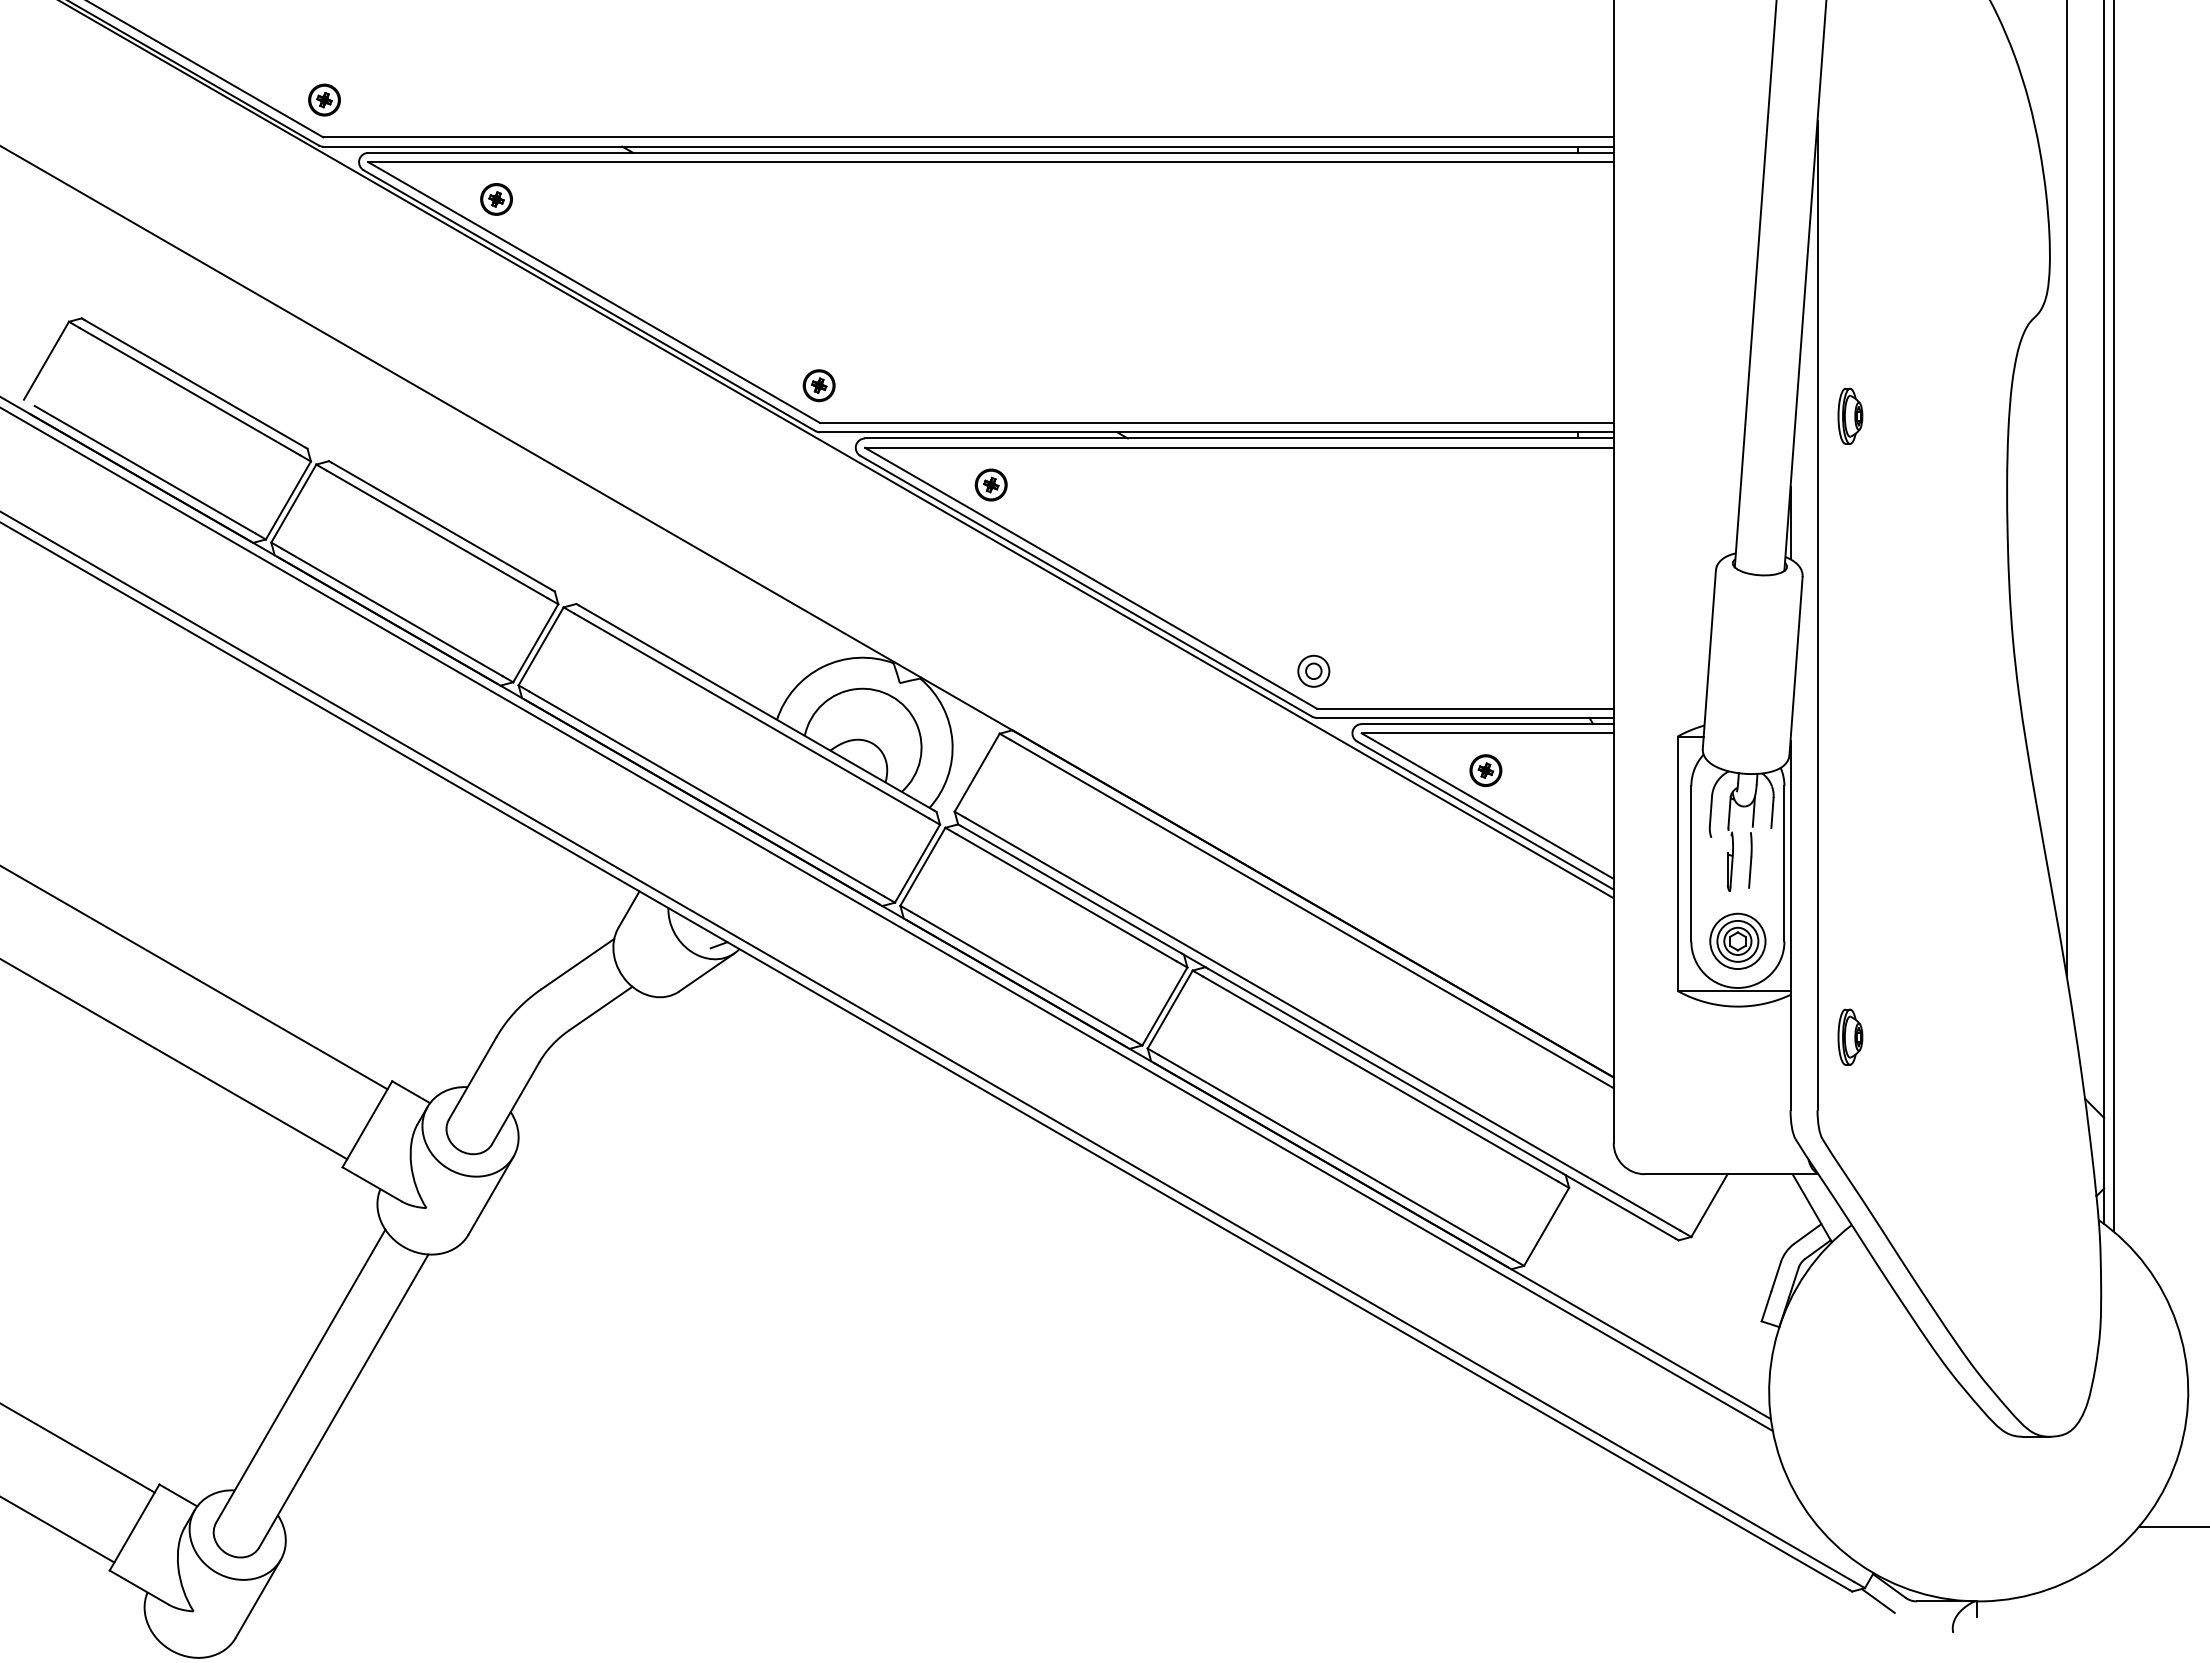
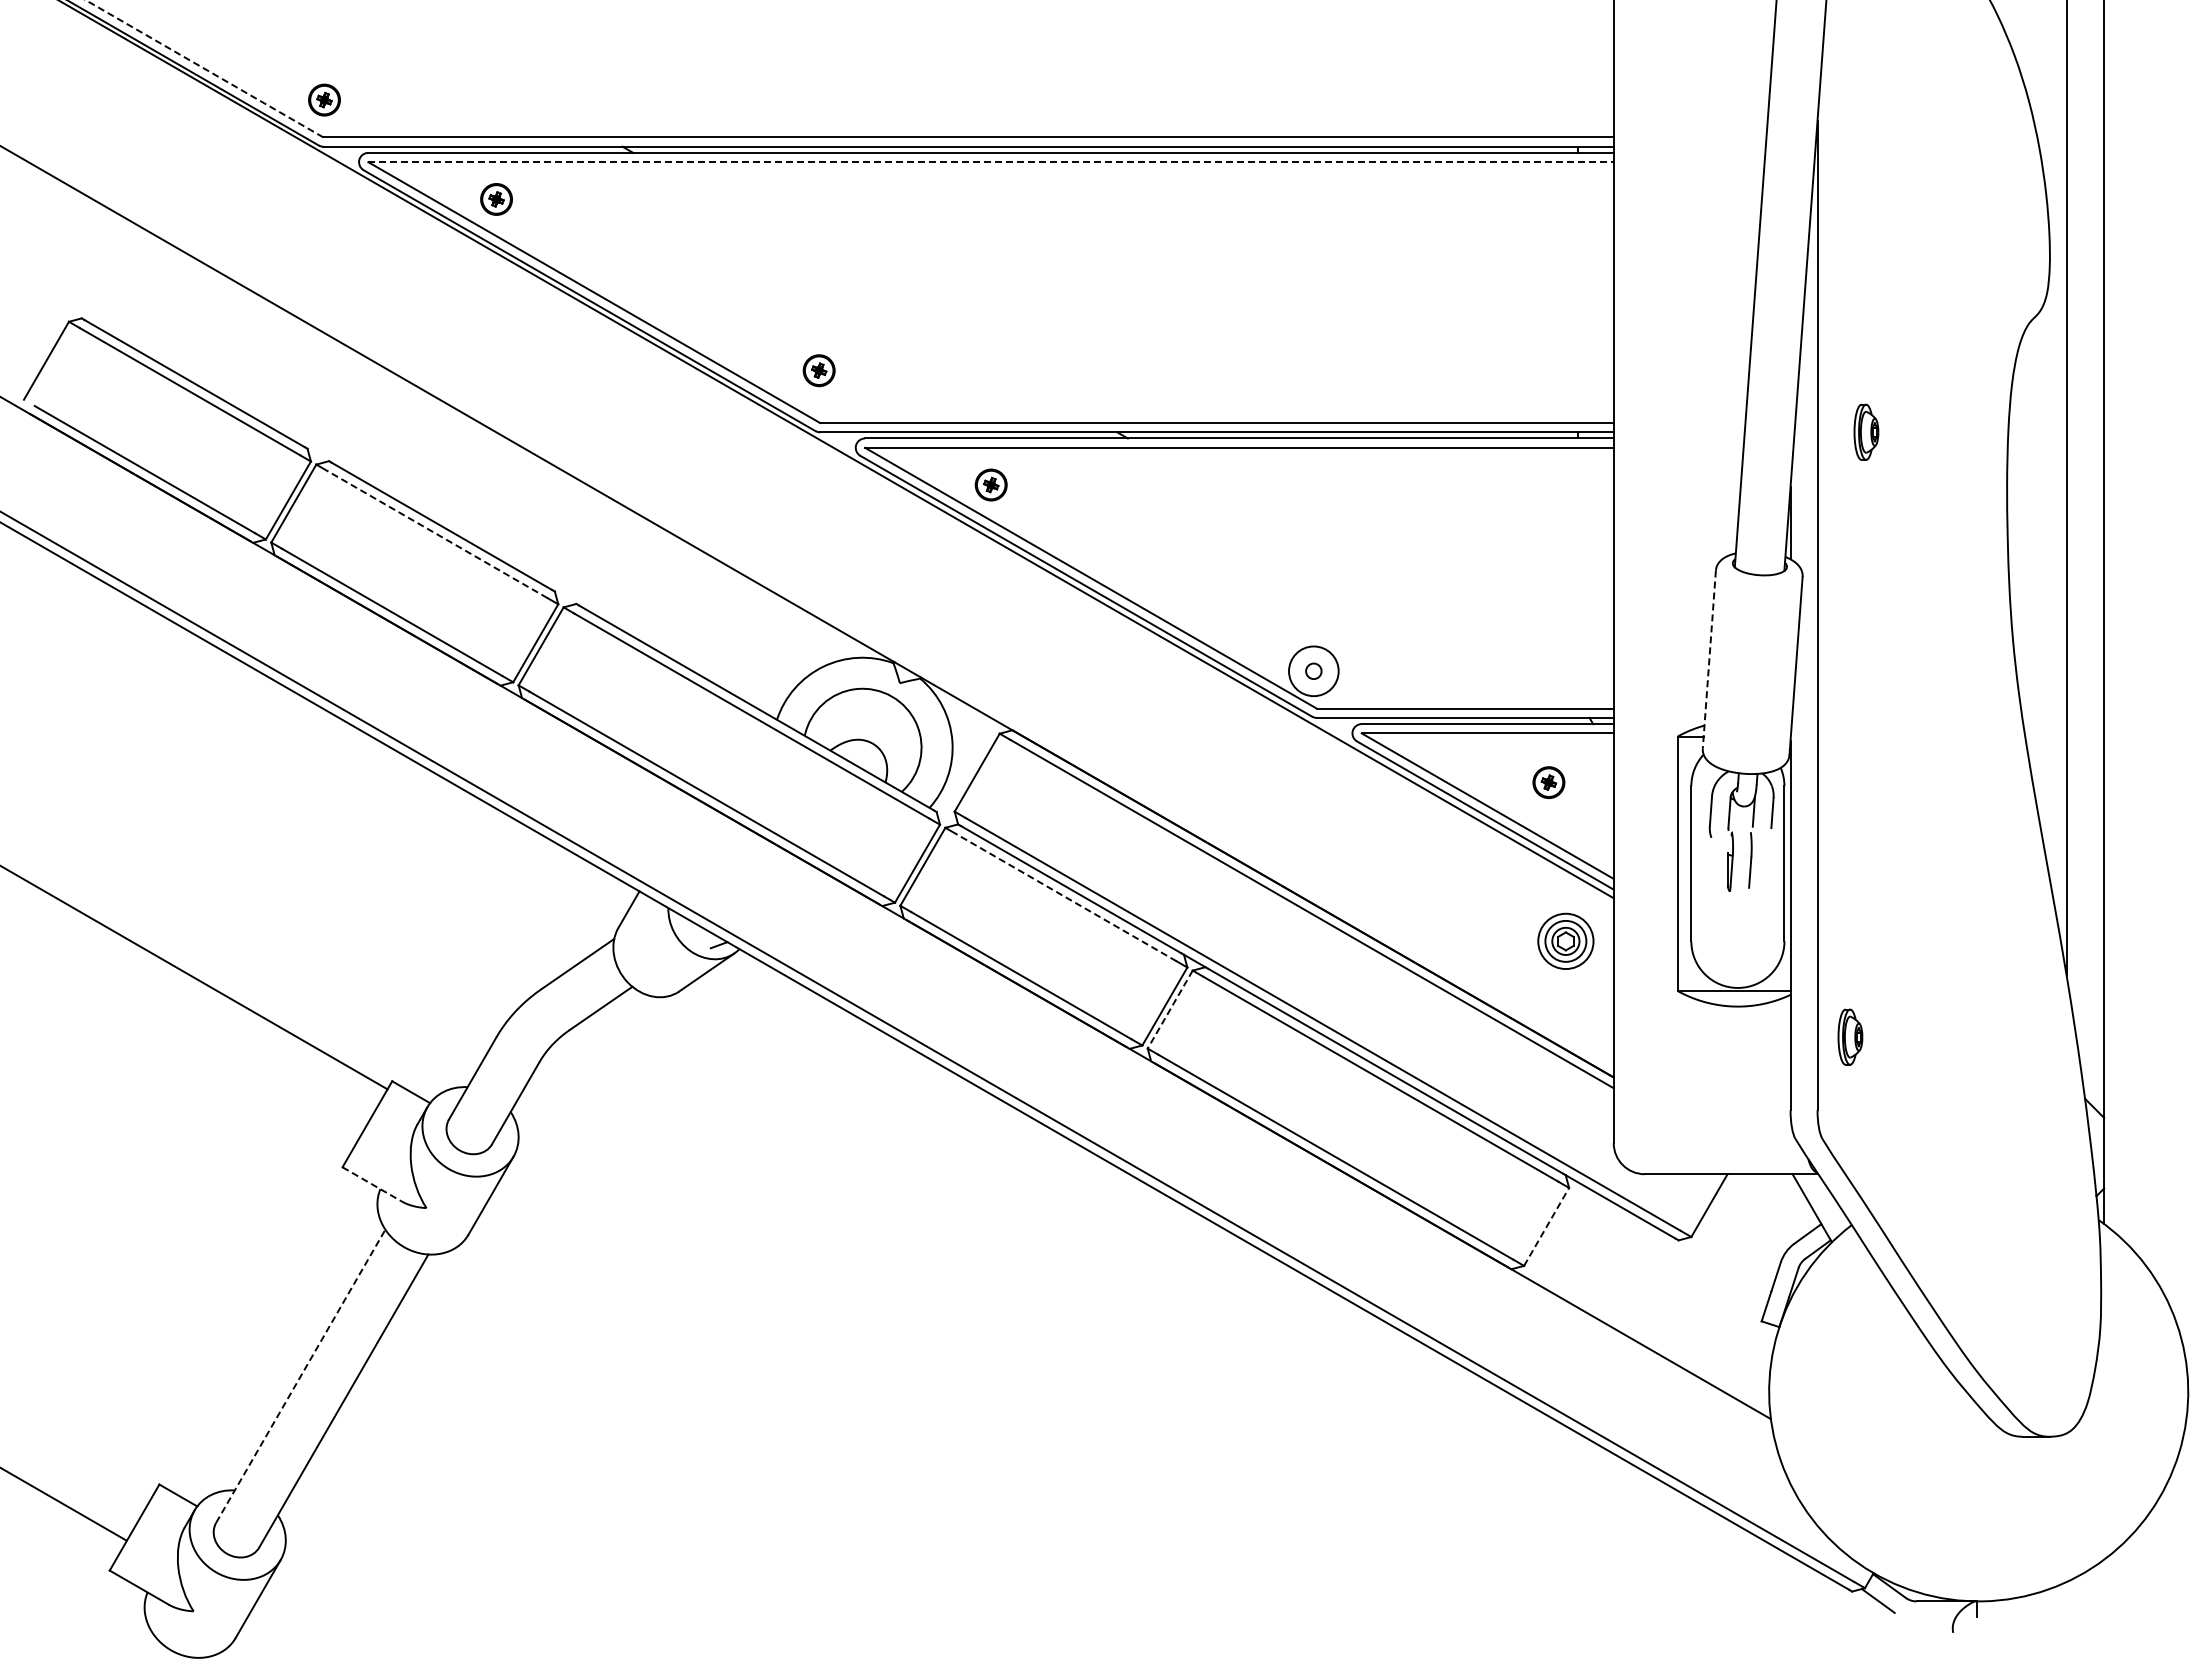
line: solid -> dashed (203, 68)
line: solid -> dashed (991, 162)
part position: (818, 385) -> (818, 370) (818, 370)
part position: (1850, 415) -> (1866, 431) (1866, 431)
line: solid -> dashed (436, 534)
line: present -> none (2113, 616)
line: solid -> dashed (1709, 660)
circle diameter: 31 px -> 50 px (1313, 671)
part position: (1485, 770) -> (1548, 782) (1548, 782)
line: solid -> dashed (1065, 897)
line: present -> none (887, 919)
part position: (1737, 940) -> (1565, 940) (1565, 940)
line: solid -> dashed (1169, 1010)
line: present -> none (174, 1059)
line: solid -> dashed (372, 1184)
line: solid -> dashed (1546, 1226)
line: solid -> dashed (301, 1375)
line: present -> none (78, 1448)
line: present -> none (2172, 1526)
line position: (58, 1529) -> (64, 1504) (64, 1504)
